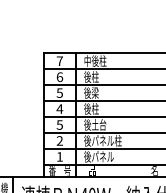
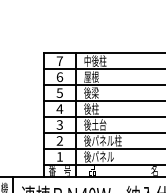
text: 後柱 -> 屋根 (91, 76)
text: 5 -> 3 (59, 124)
